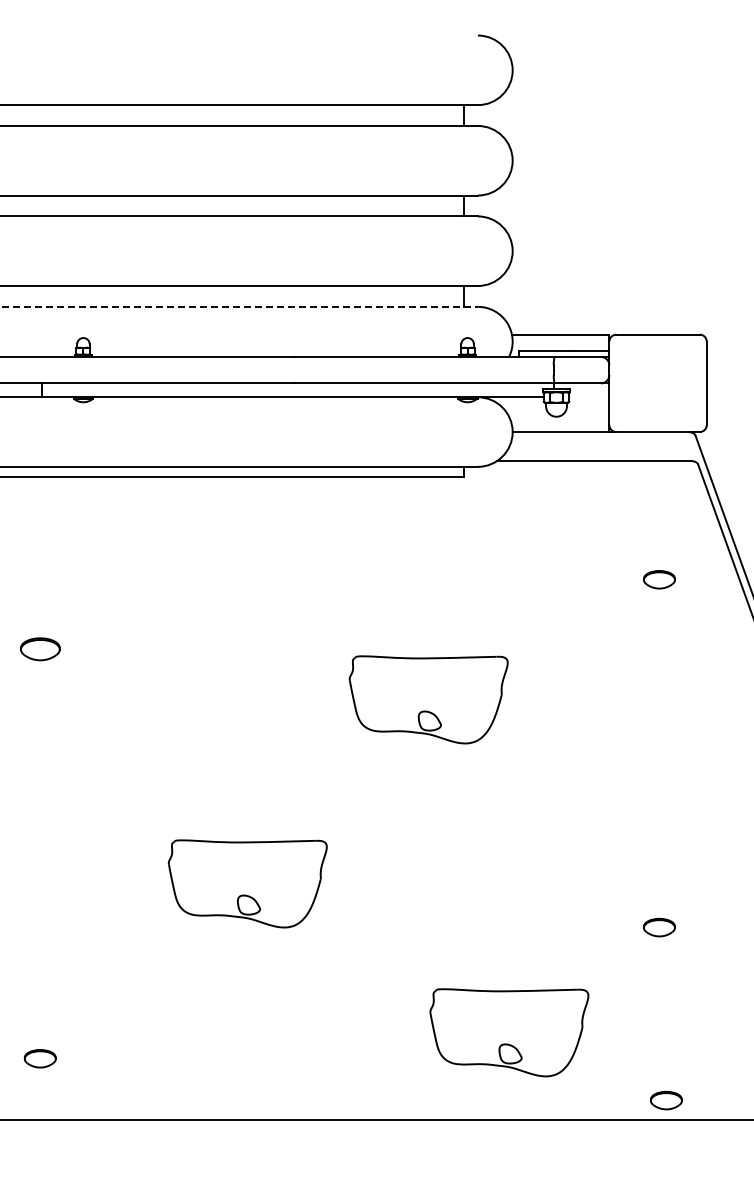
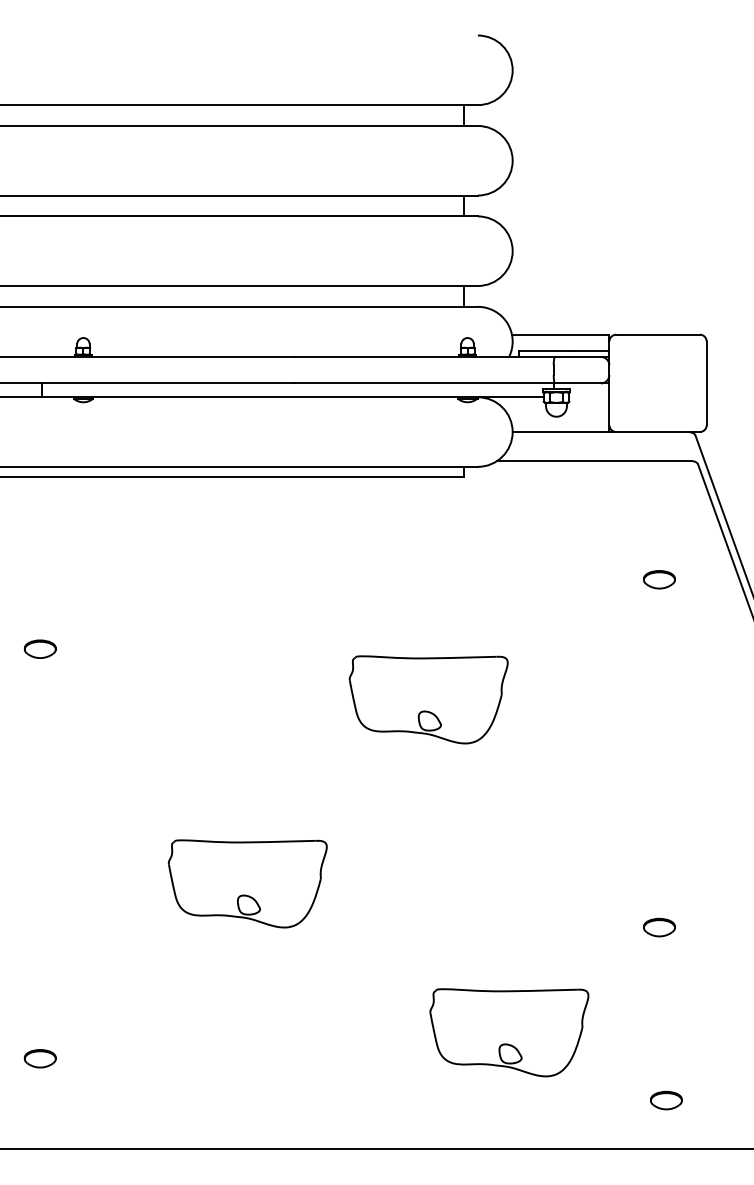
line: dashed -> solid (239, 306)
part size: 41x25 px -> 34x20 px (39, 648)
line position: (376, 1120) -> (376, 1149) (376, 1149)
